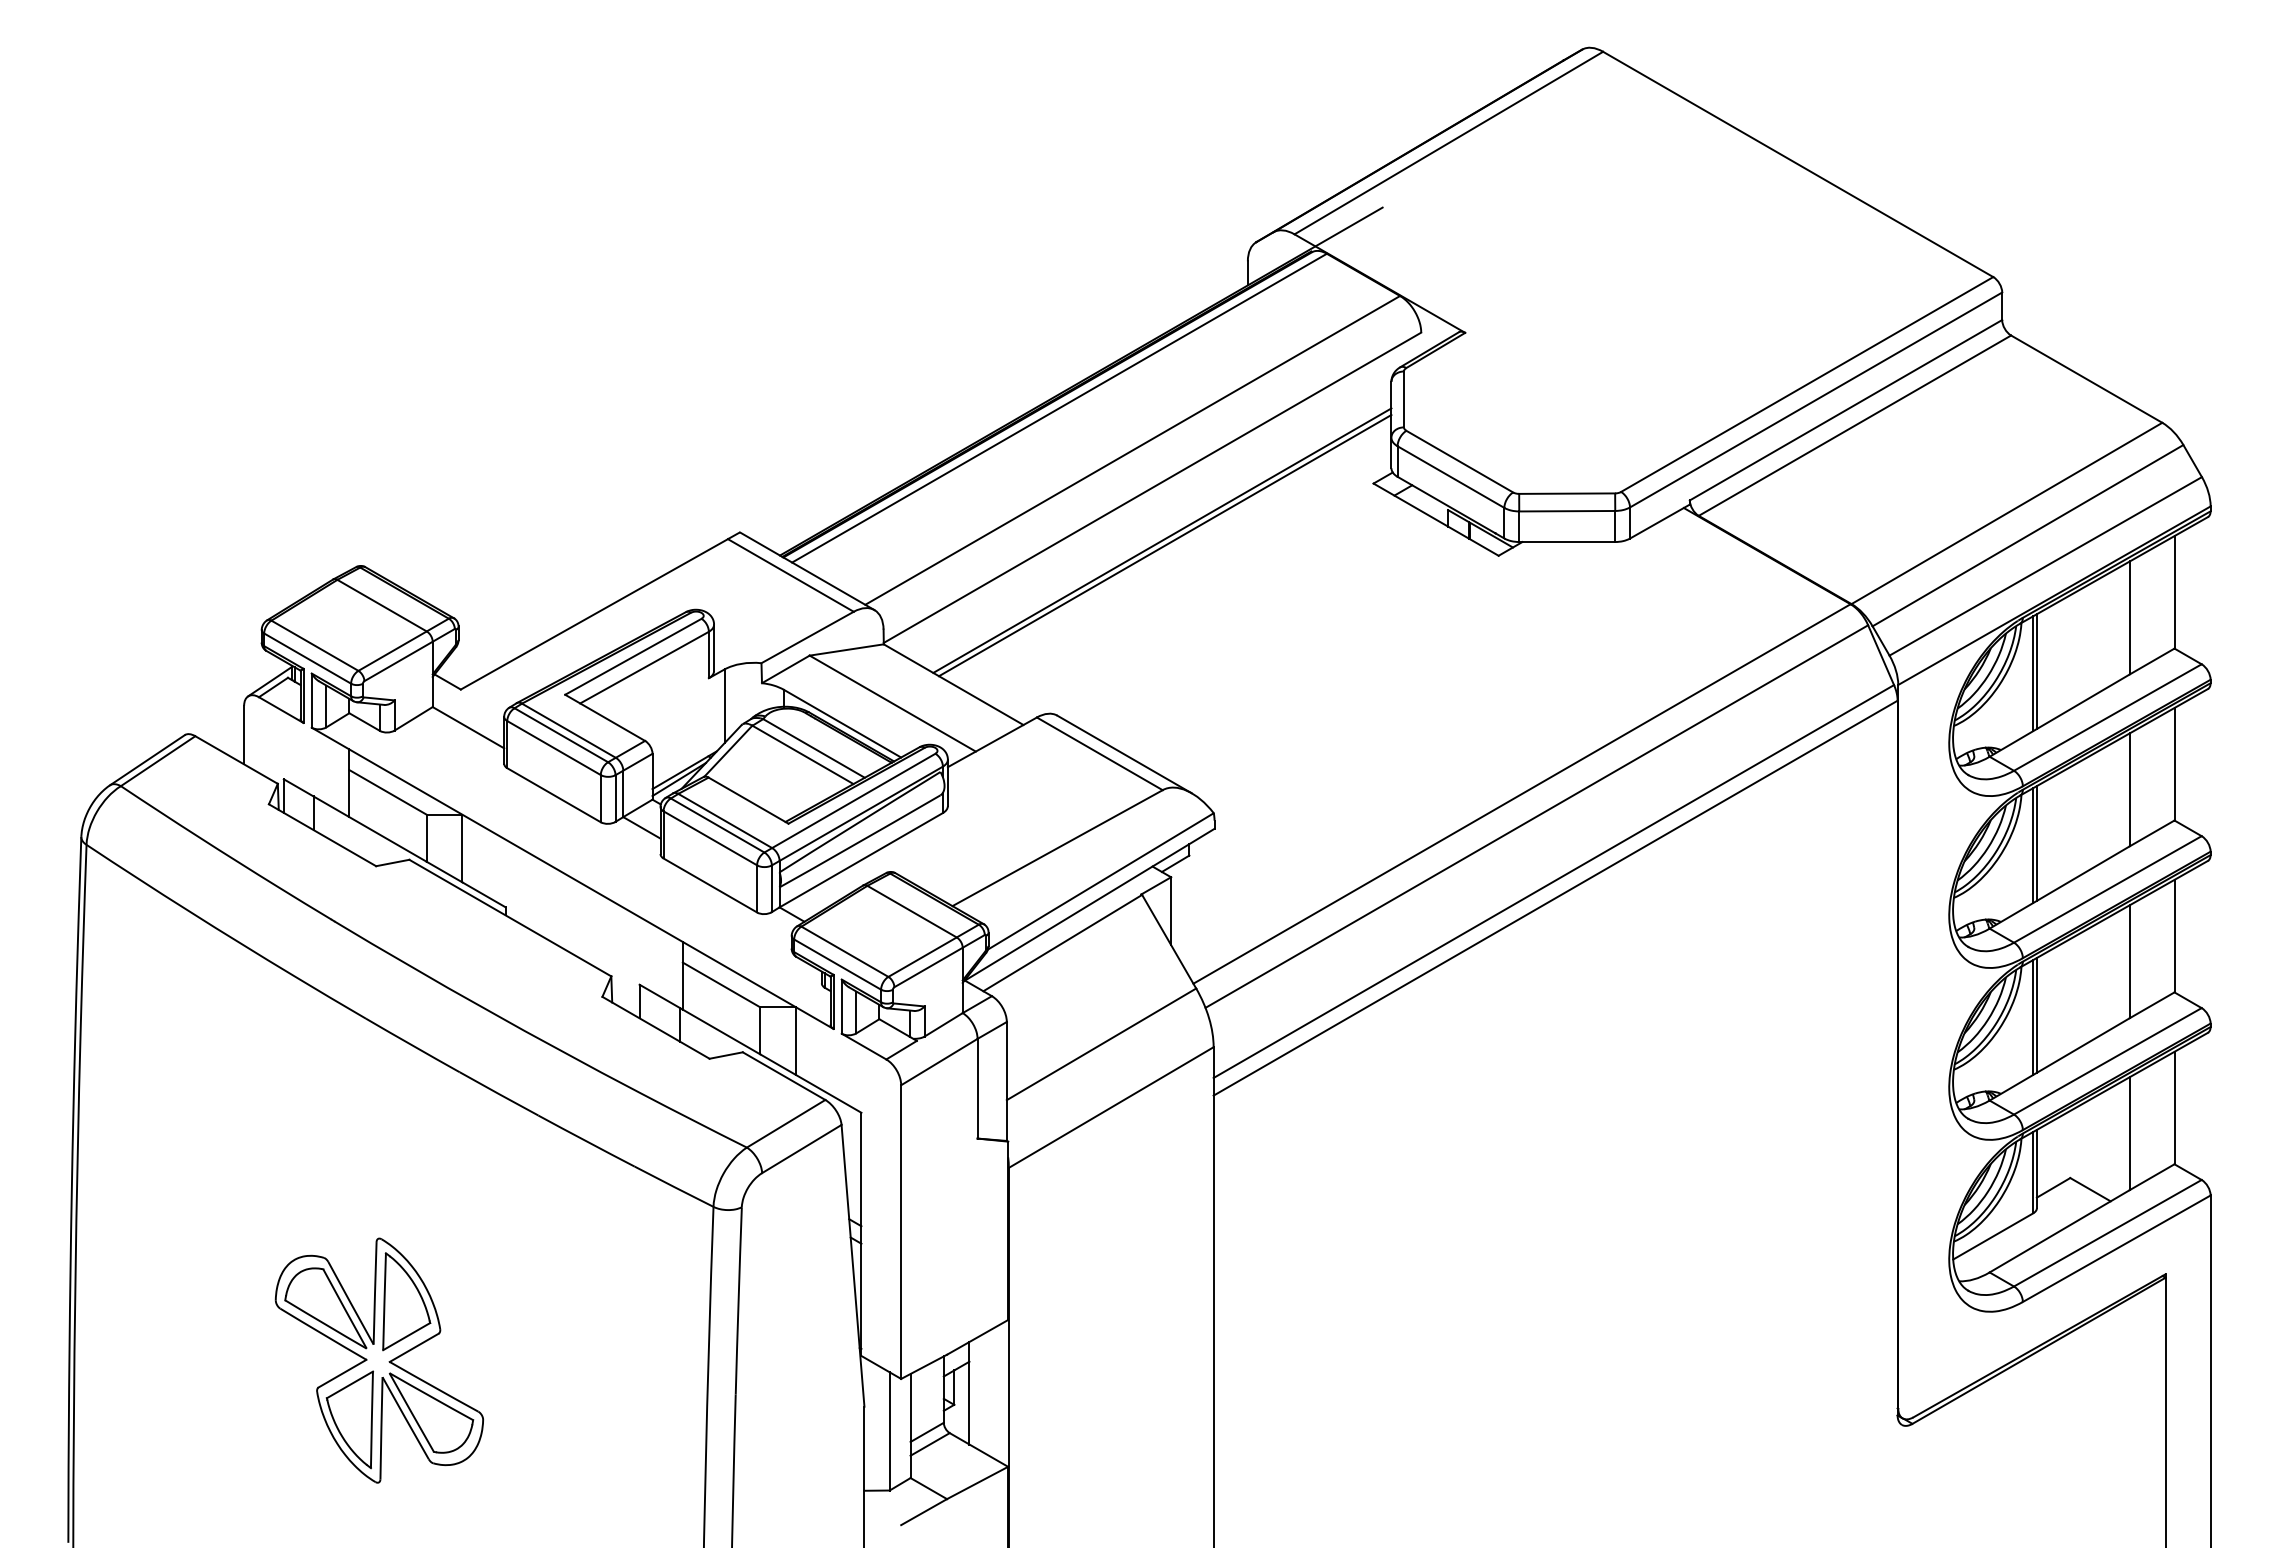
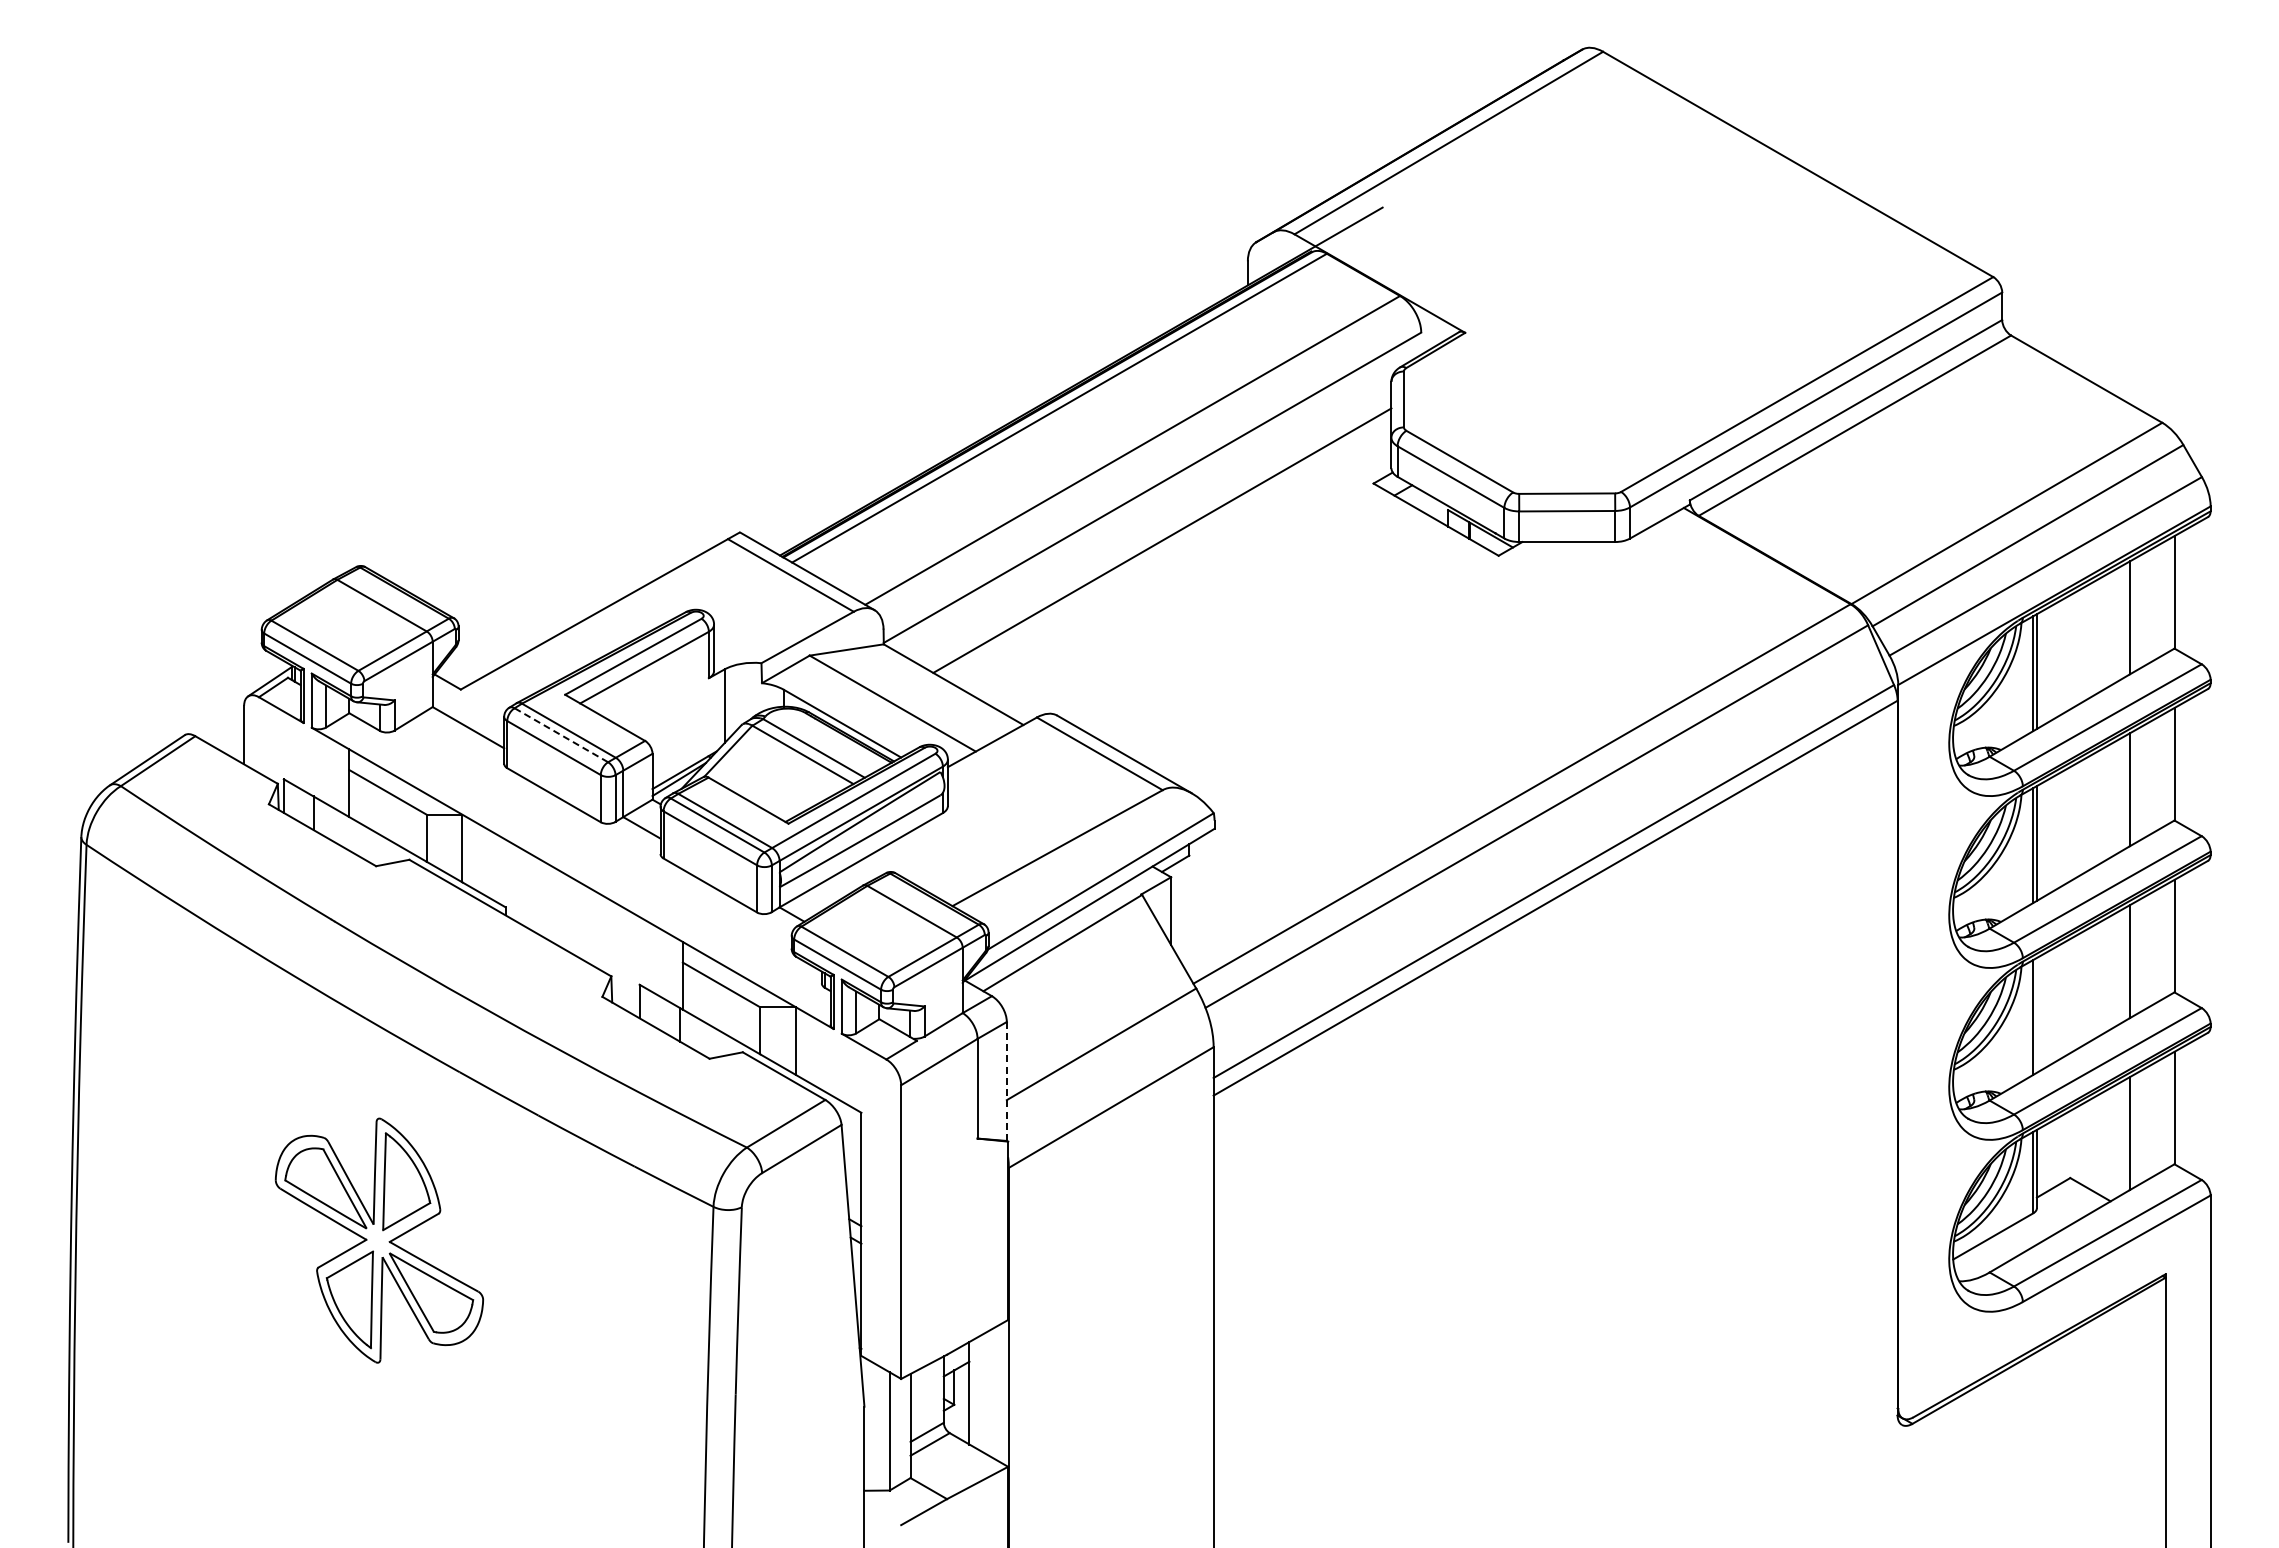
line: present -> none (1165, 545)
line: solid -> dashed (561, 735)
line: present -> none (2036, 1014)
line: solid -> dashed (1006, 1080)
part position: (378, 1360) -> (378, 1240) (378, 1240)
